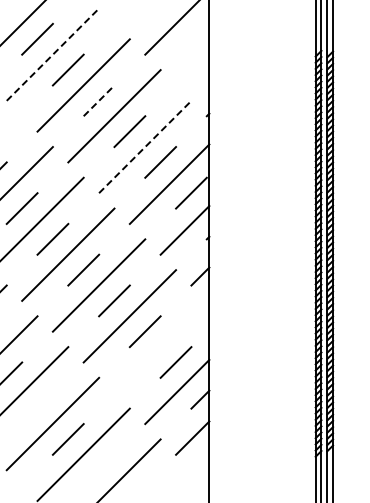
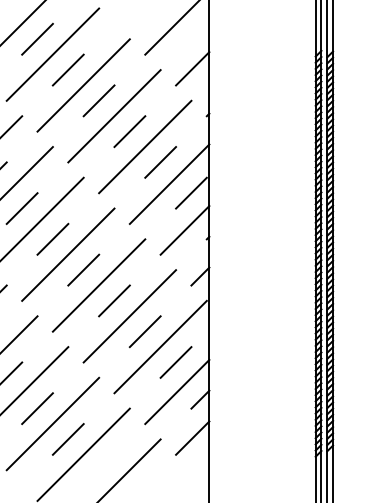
line: dashed -> solid (53, 54)
line: none -> present (192, 68)
line: dashed -> solid (99, 100)
line: none -> present (12, 126)
line: dashed -> solid (145, 146)
line: none -> present (160, 346)
line: none -> present (37, 408)
